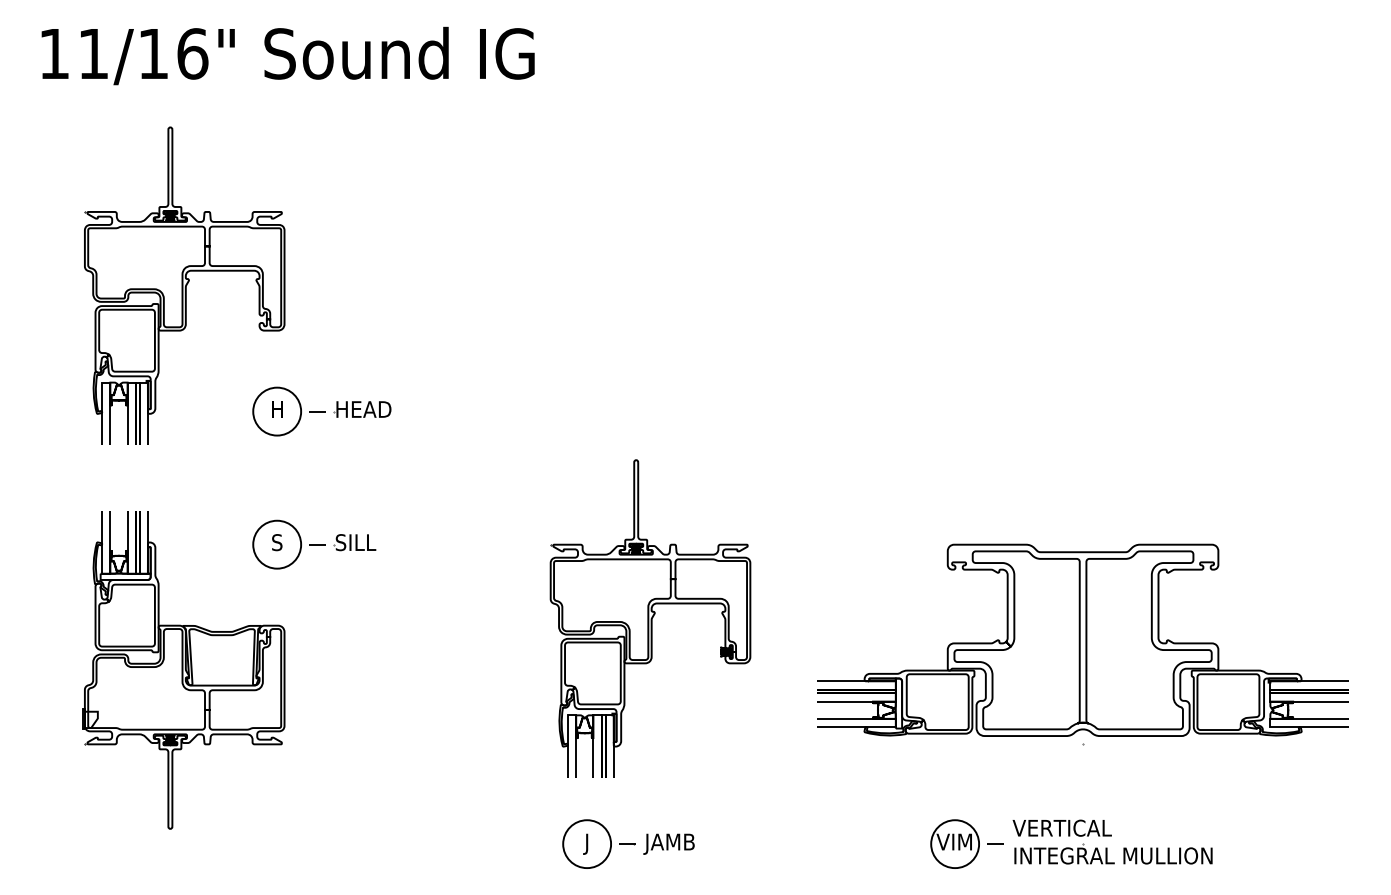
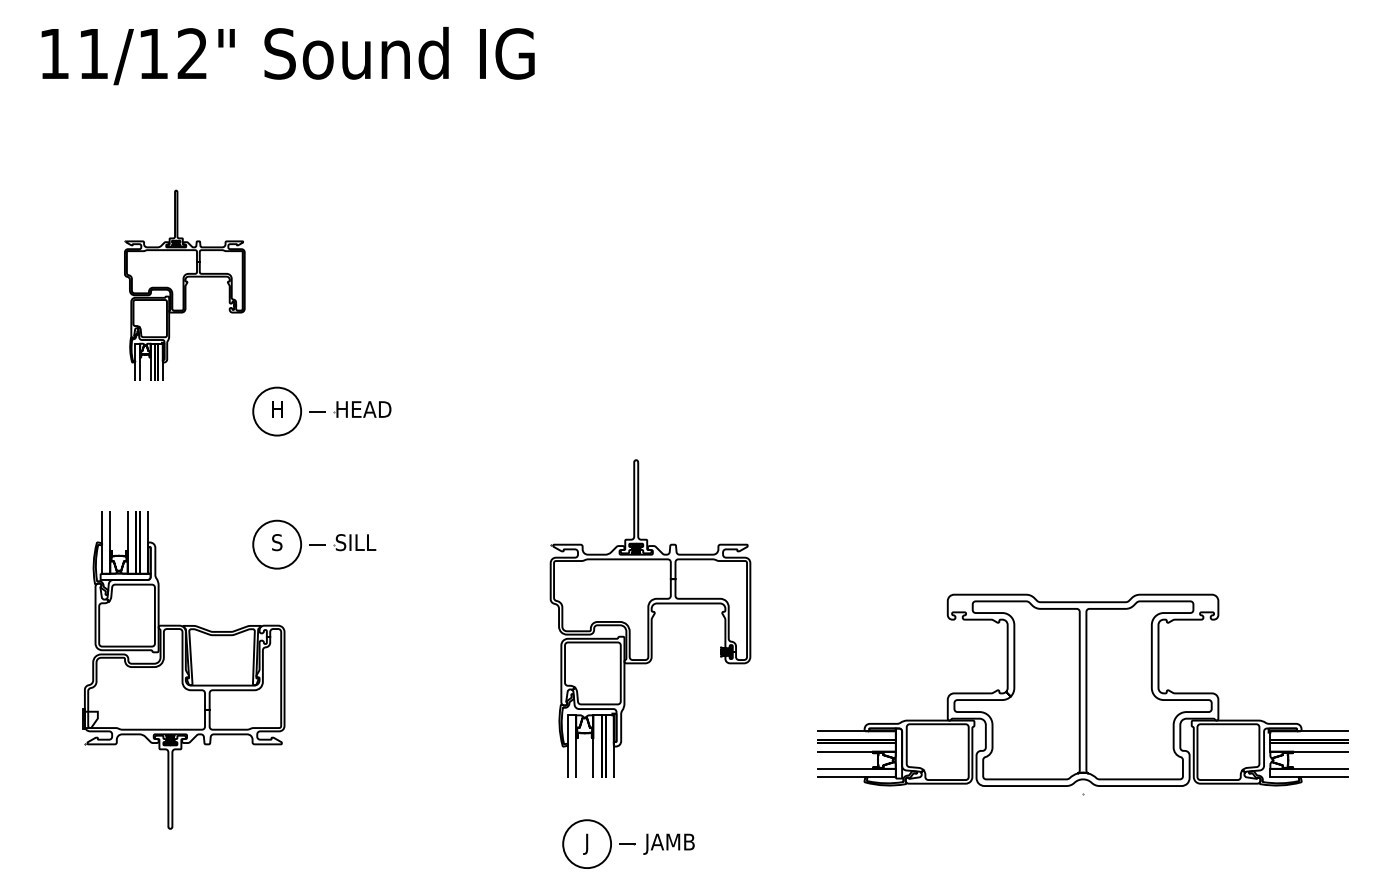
text: 11/16" -> 11/12" (192, 53)
part size: 202x319 px -> 122x192 px (184, 284)
part position: (1082, 644) -> (1082, 694) (1082, 694)
part: present -> none (1071, 843)
